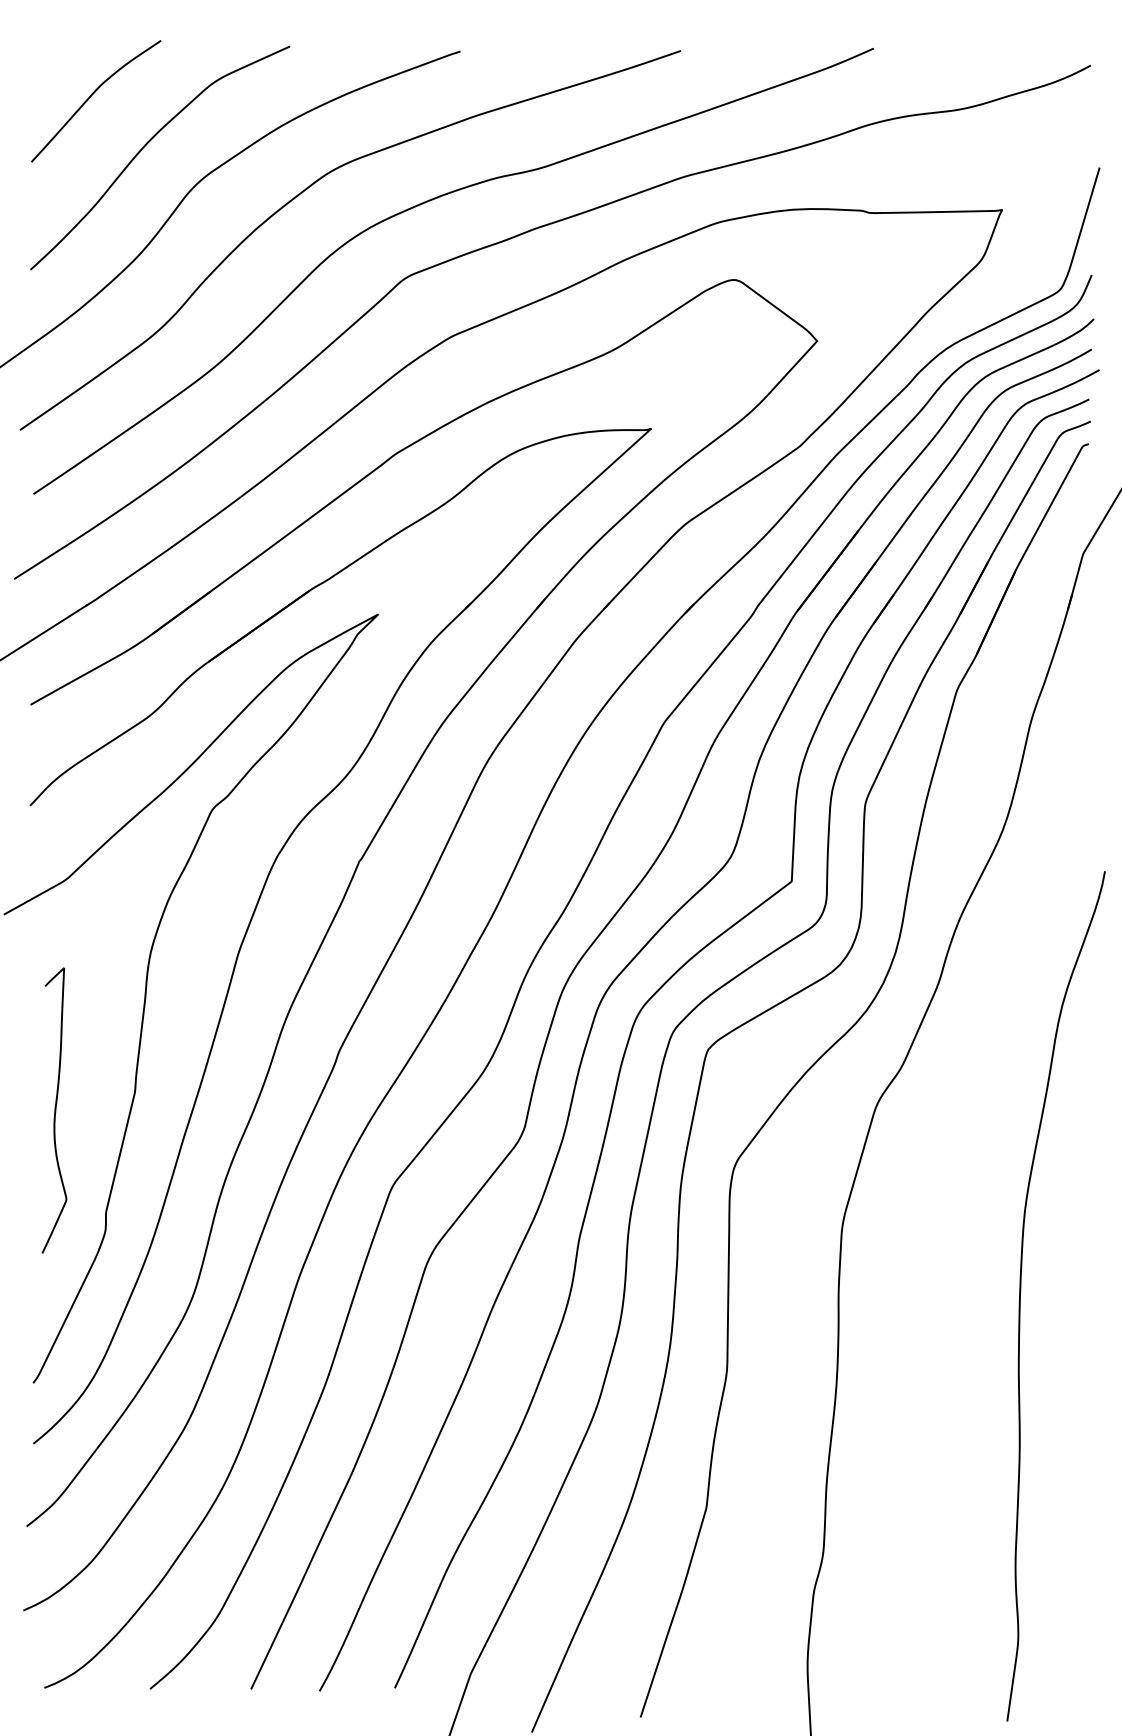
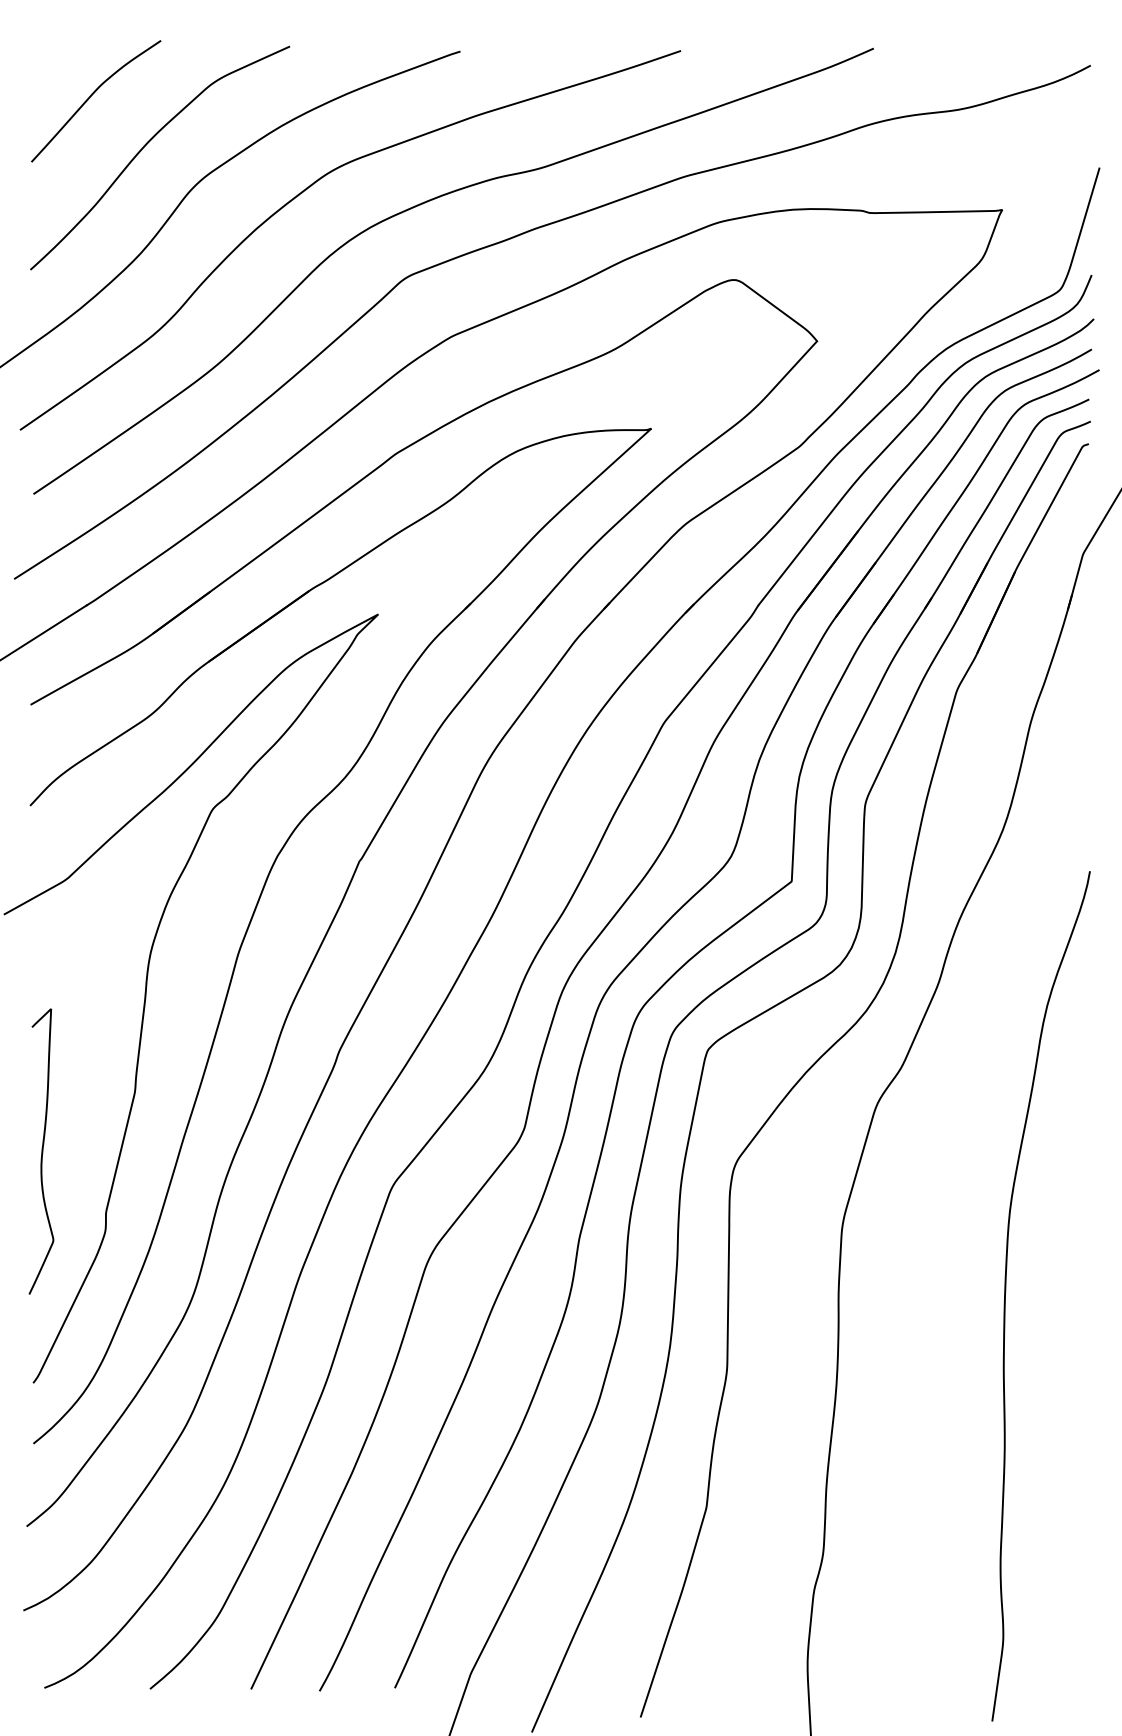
curve position: (54, 1110) -> (41, 1151) (41, 1151)
curve position: (1021, 1291) -> (1006, 1291) (1006, 1291)
